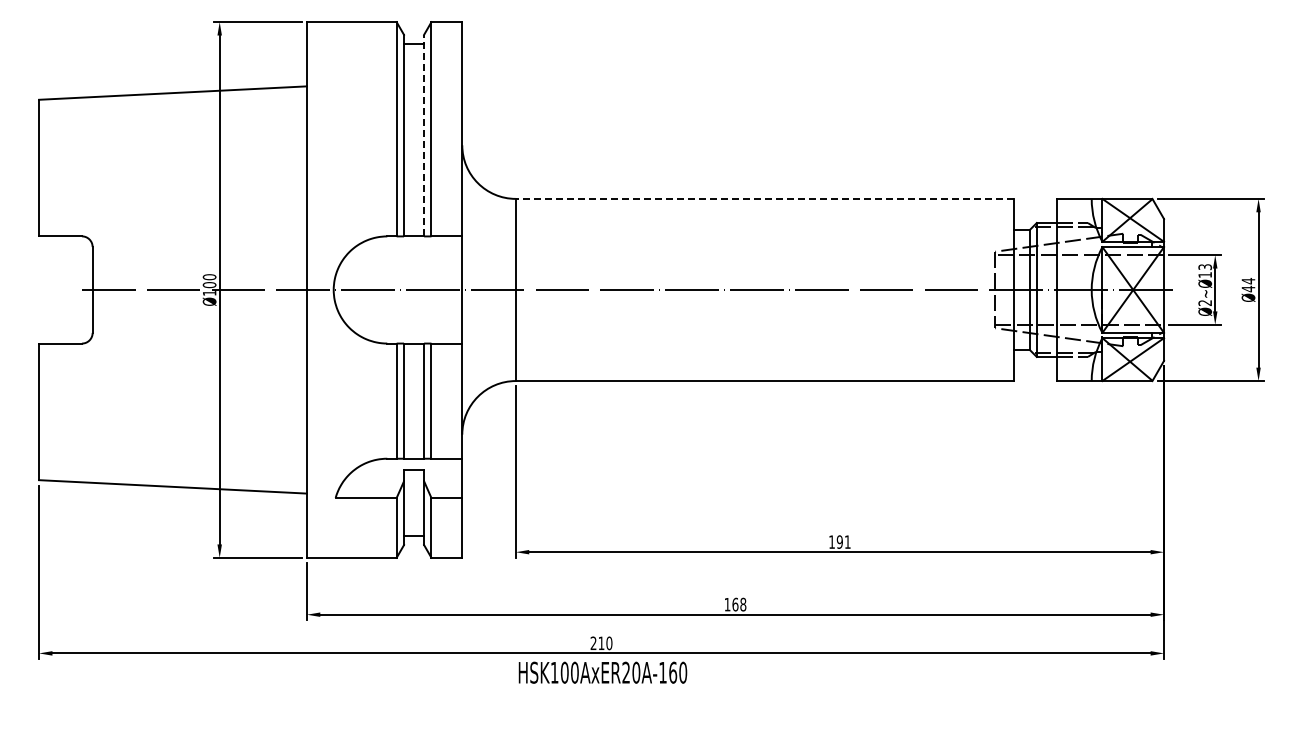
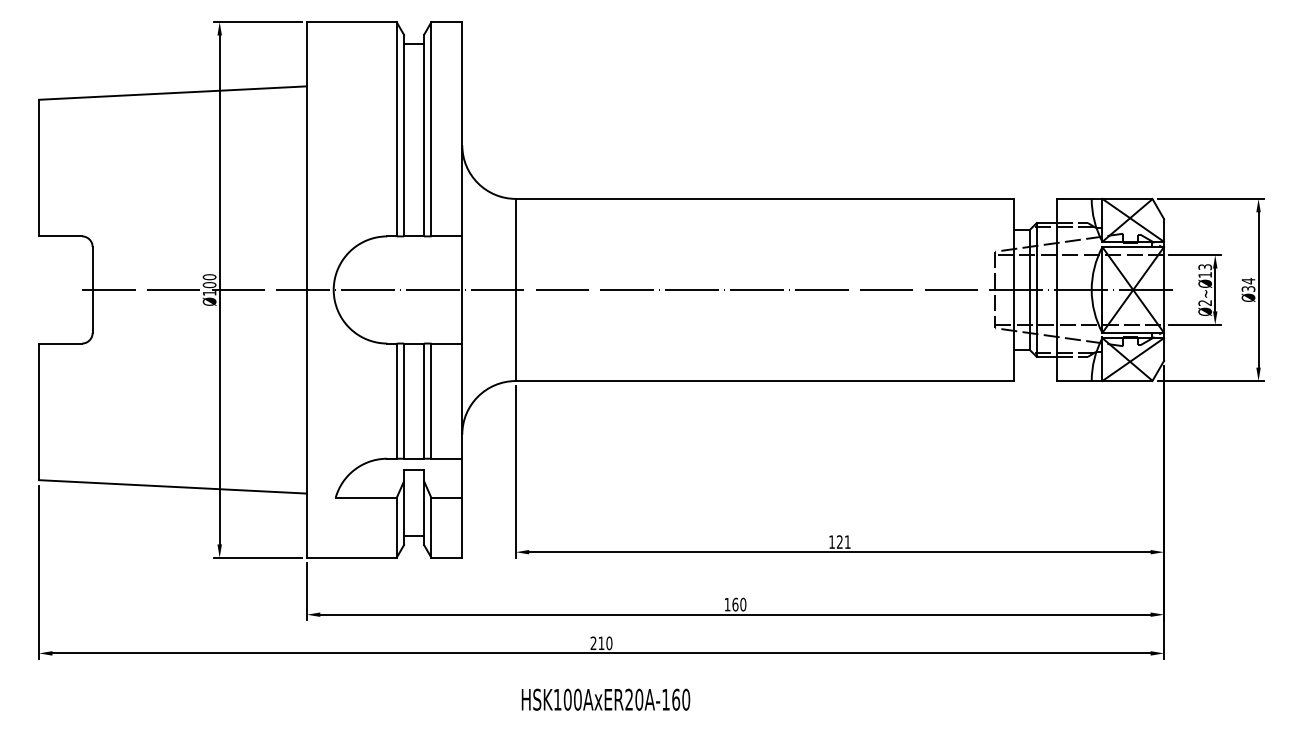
line: dashed -> solid (424, 135)
line: dashed -> solid (764, 198)
text: 44 -> 34 (1248, 288)
text: 191 -> 121 (839, 541)
text: 168 -> 160 (743, 604)
text position: (602, 672) -> (605, 699) (605, 699)
